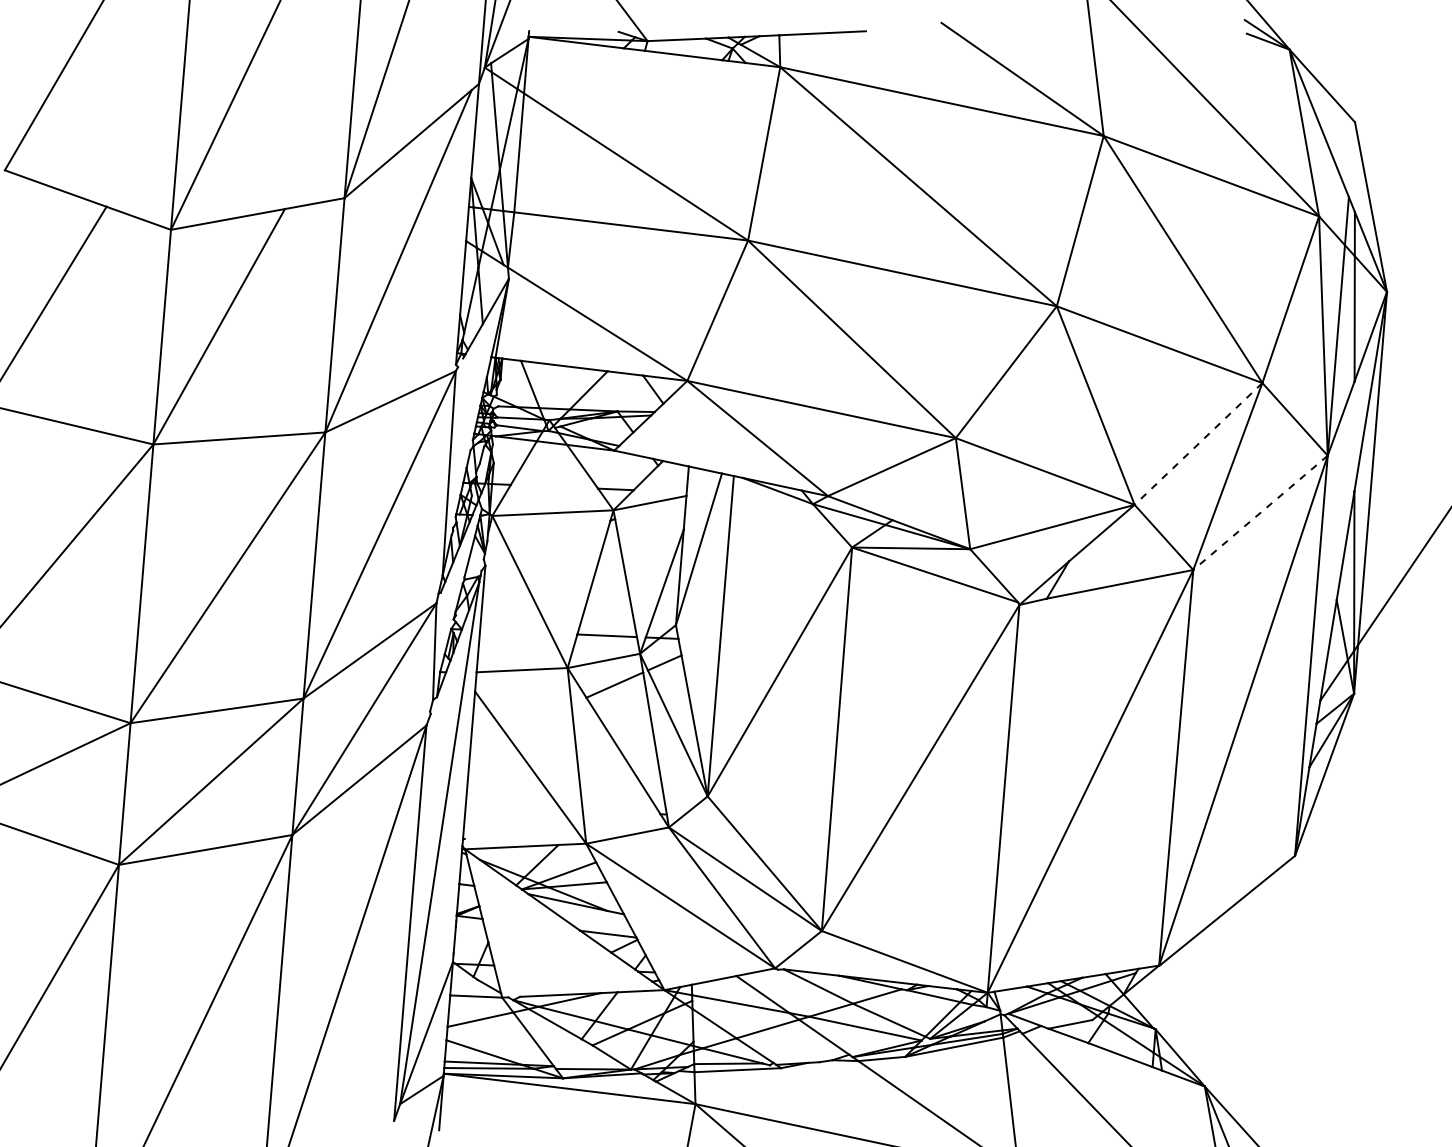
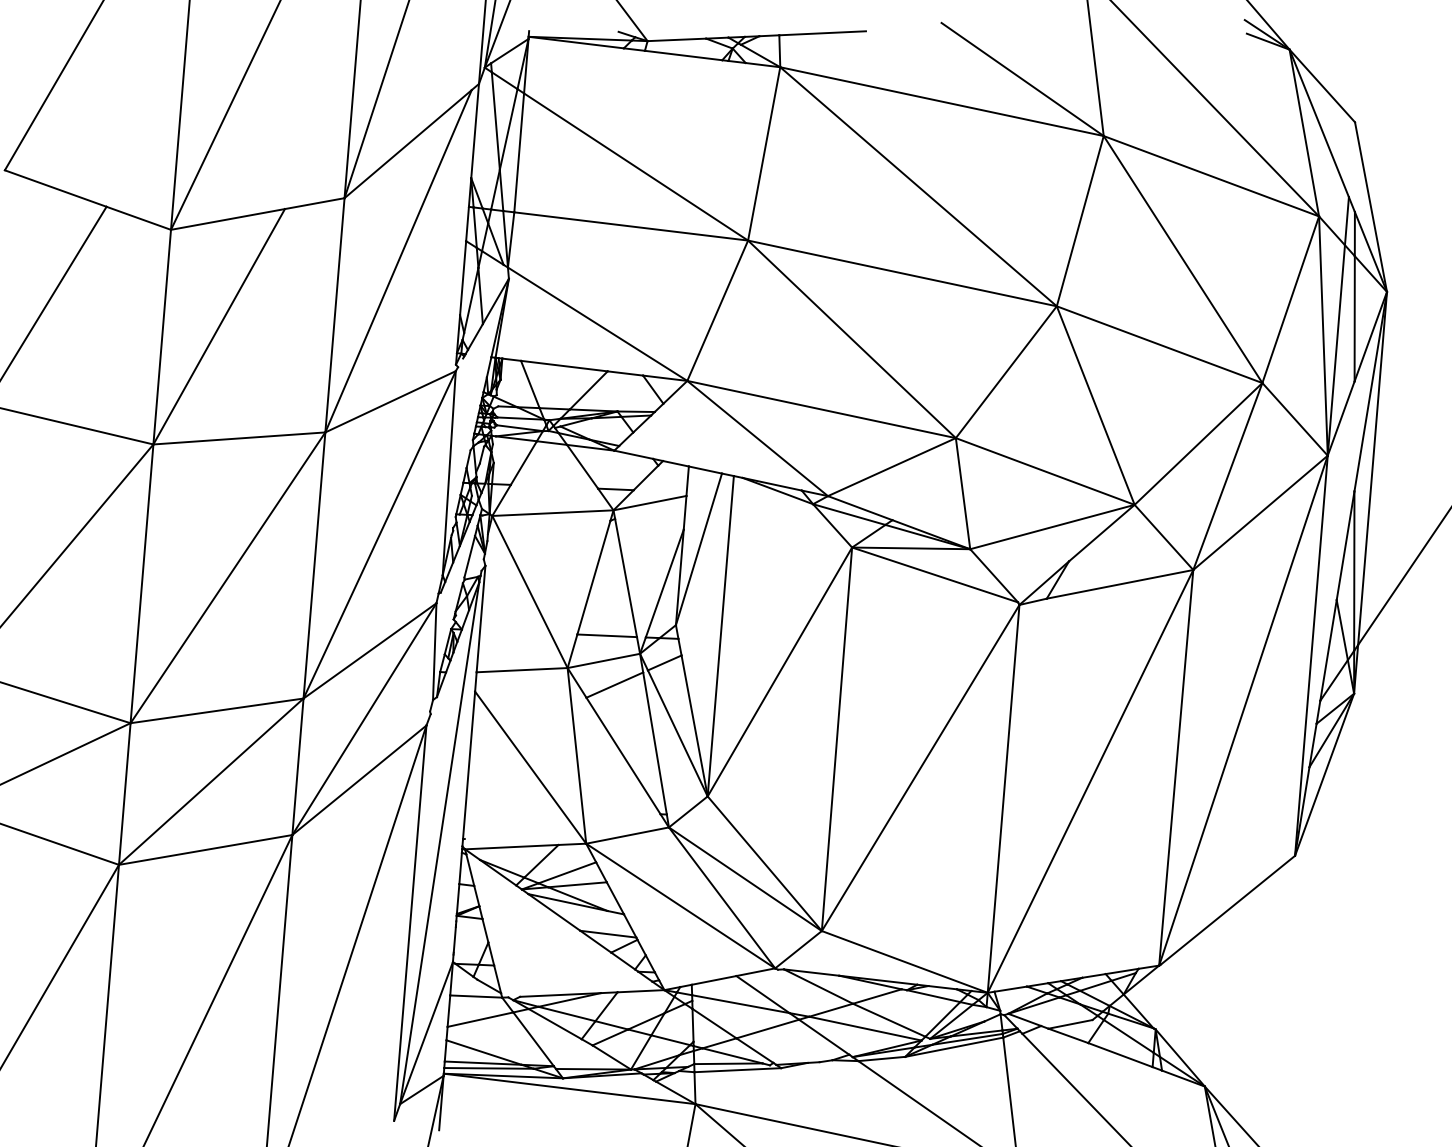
line: dashed -> solid (1198, 444)
line: dashed -> solid (1260, 513)
